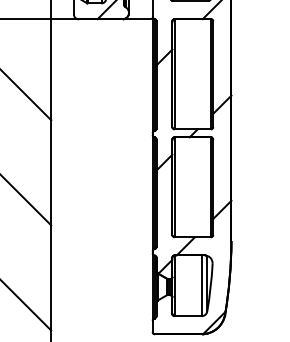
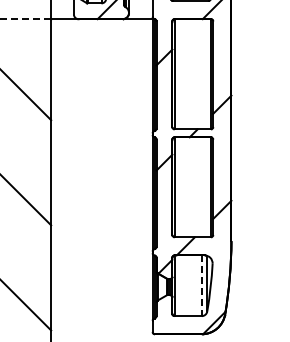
line: solid -> dashed (25, 19)
line: solid -> dashed (201, 286)
